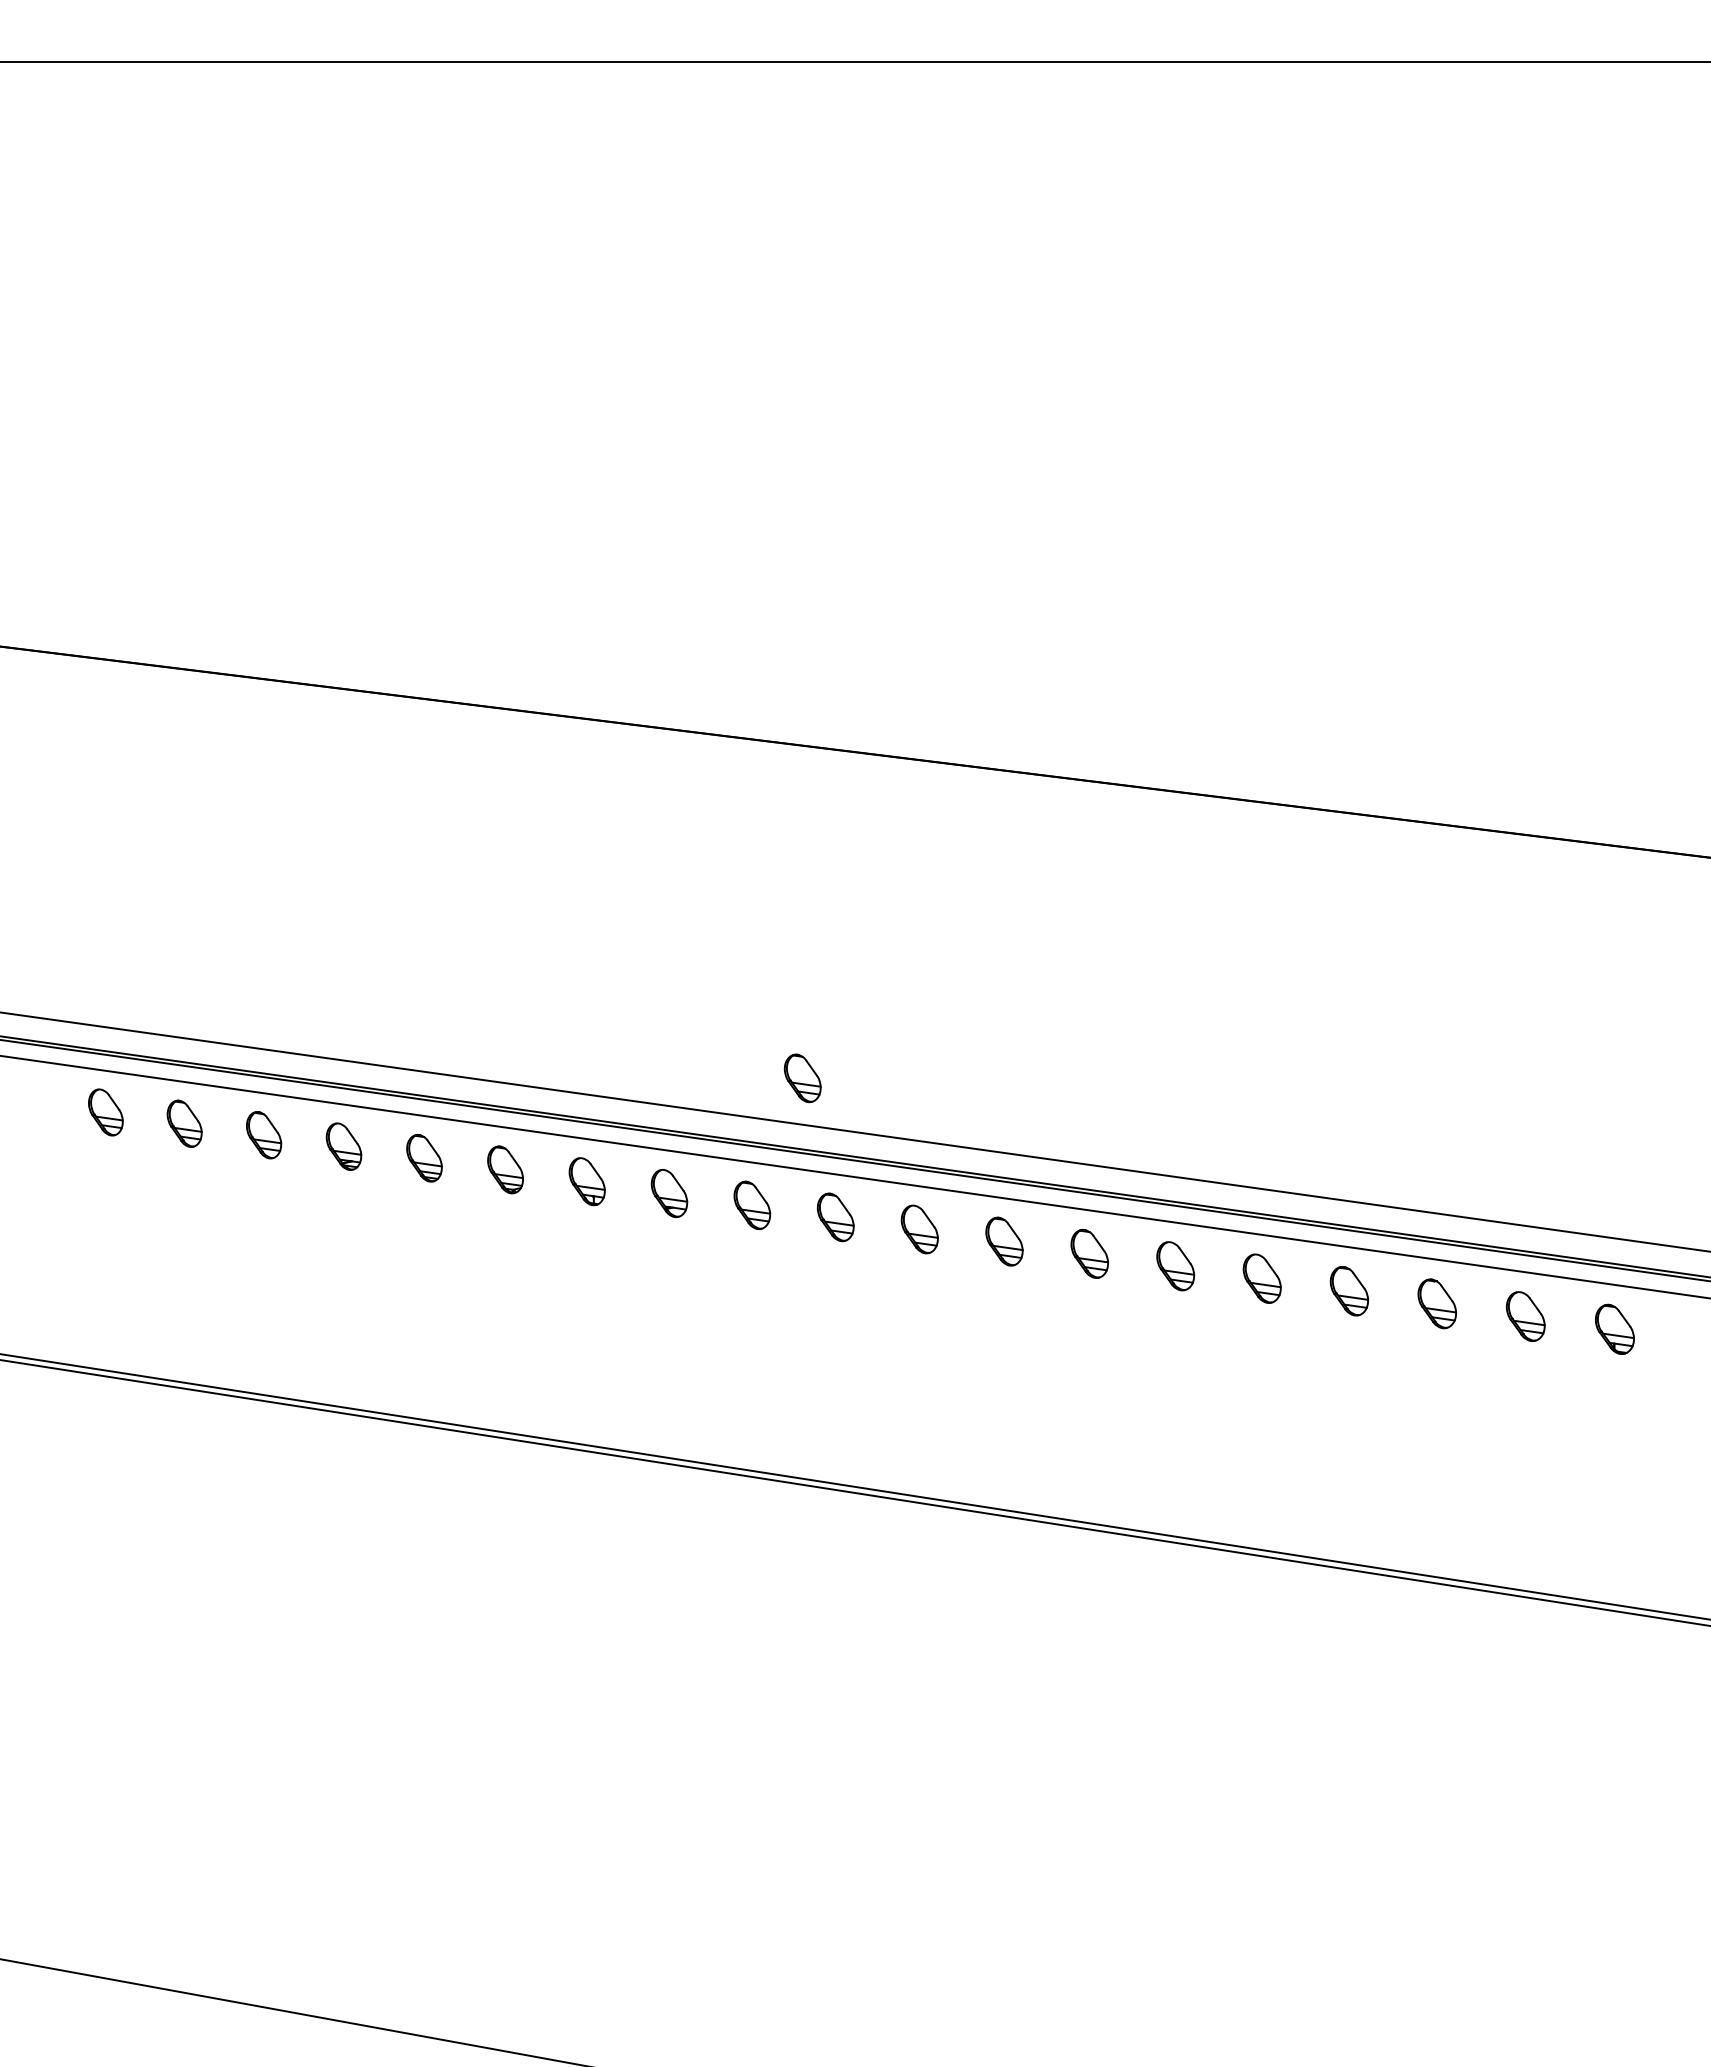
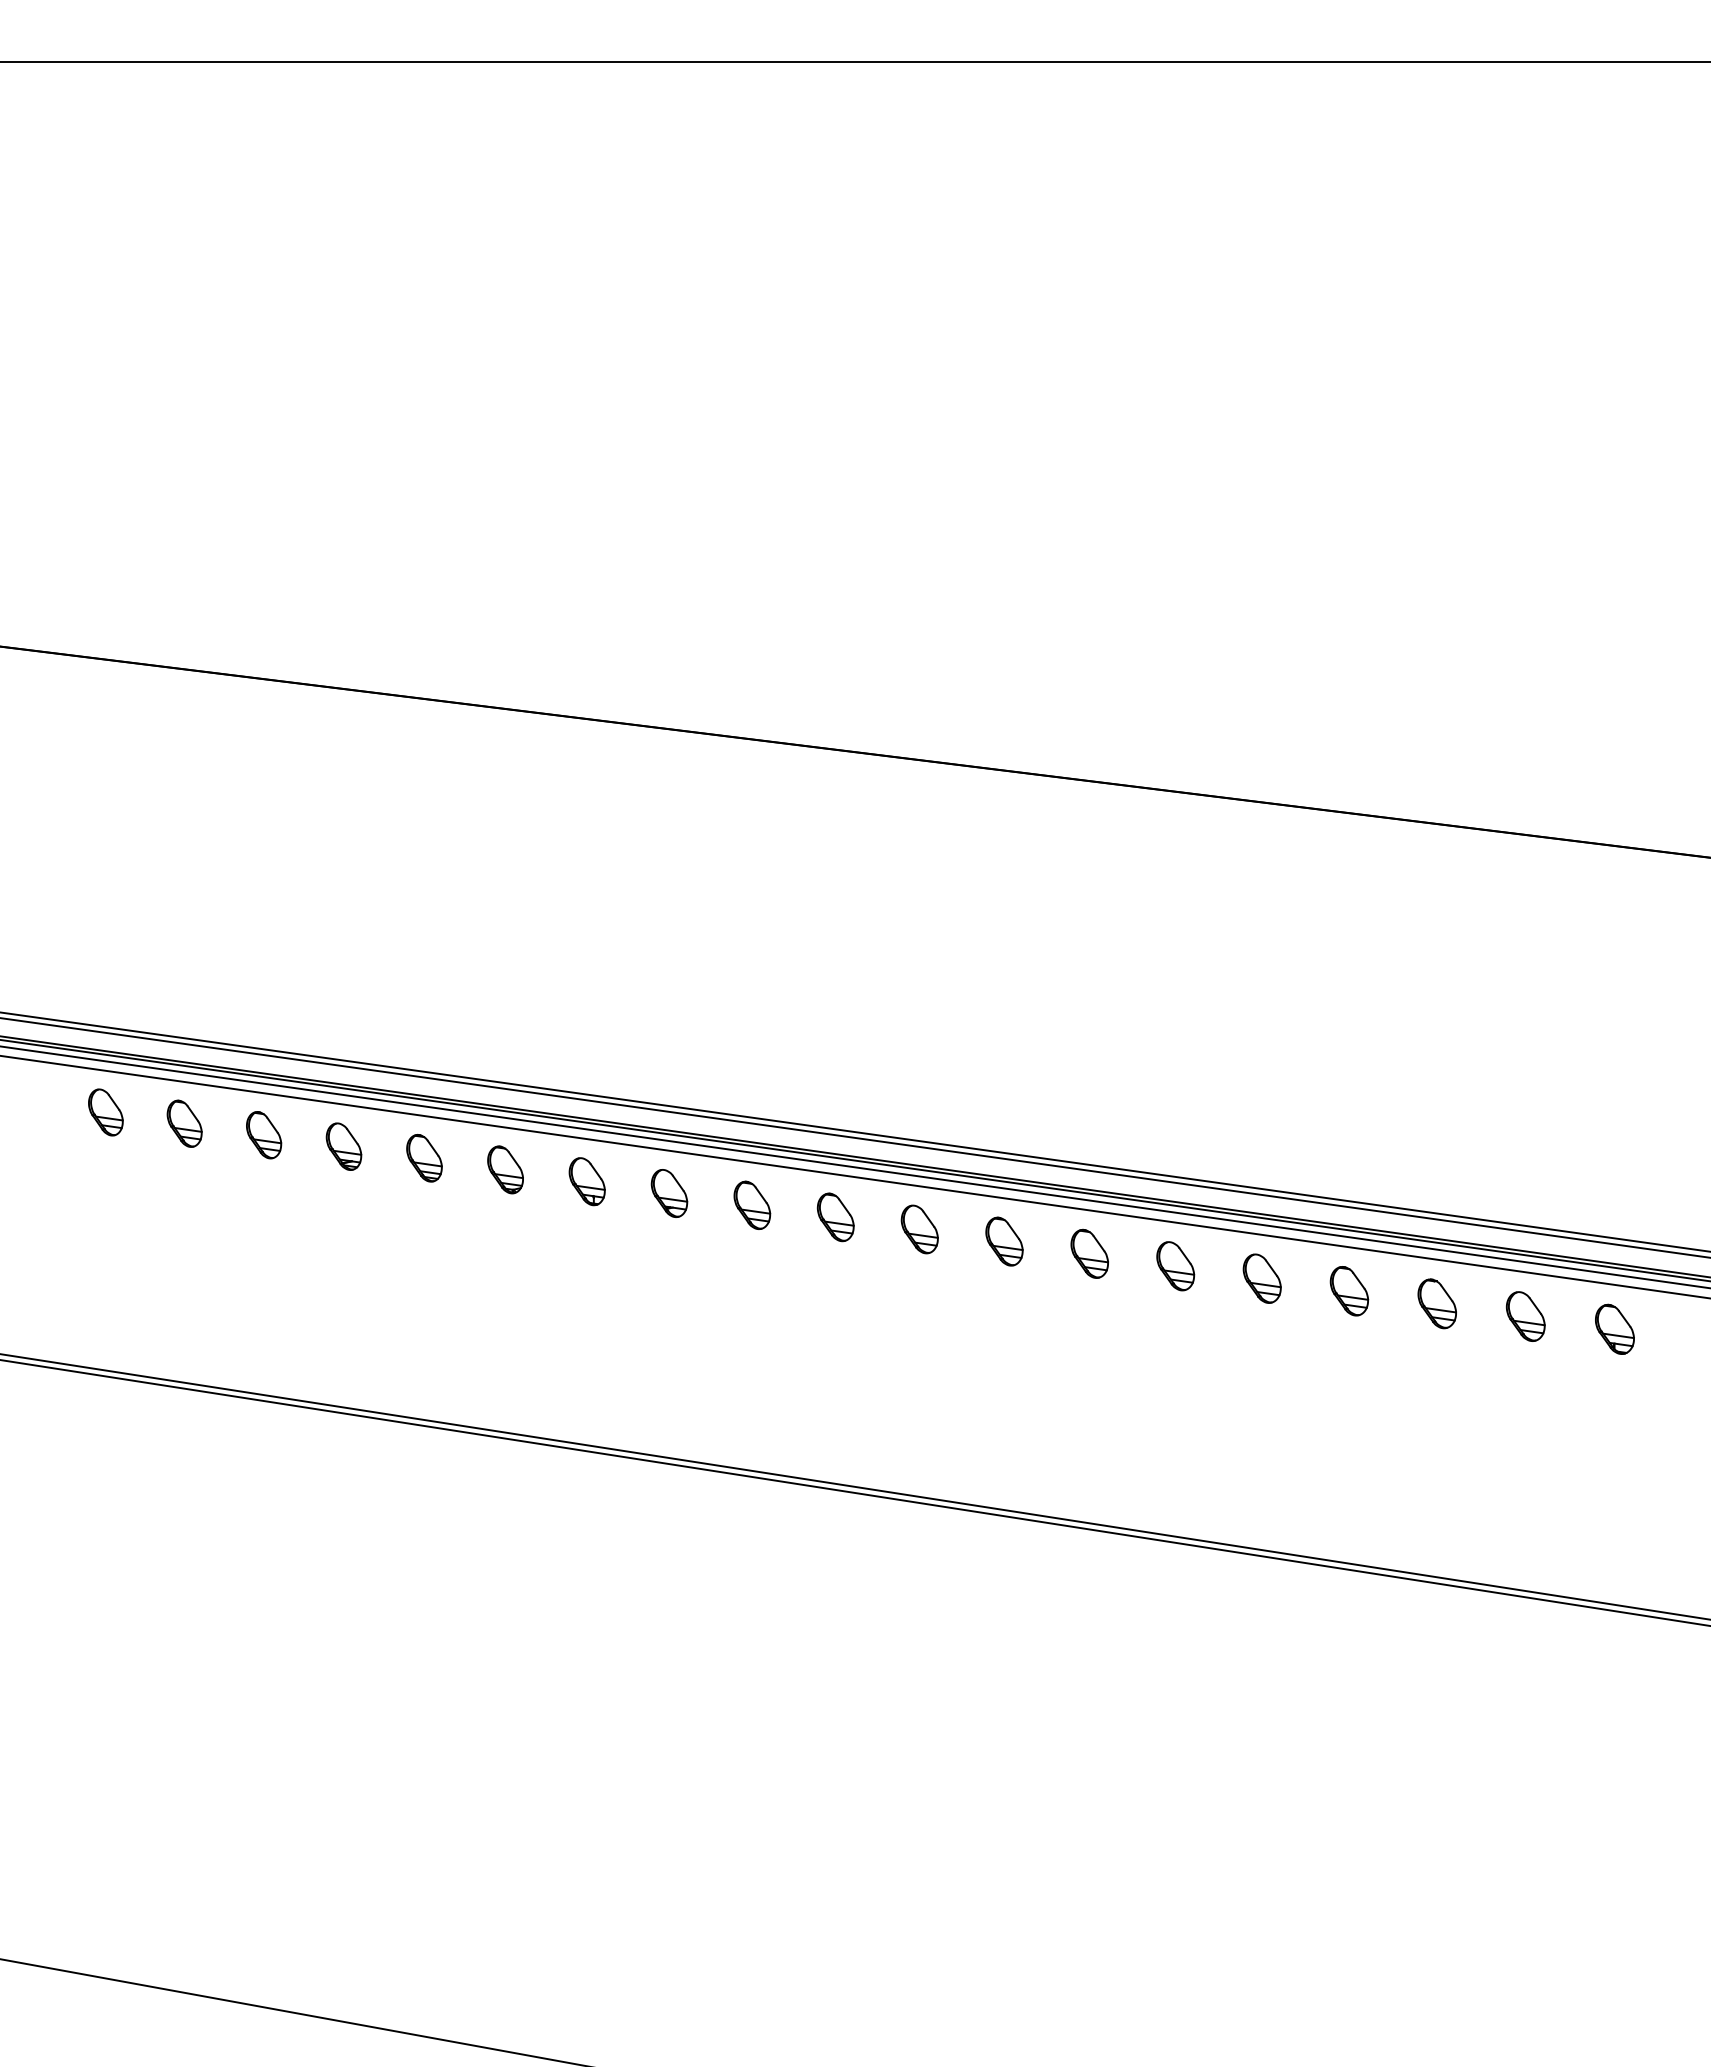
part: present -> none (802, 1078)
line: none -> present (854, 1137)
line: none -> present (854, 1166)
